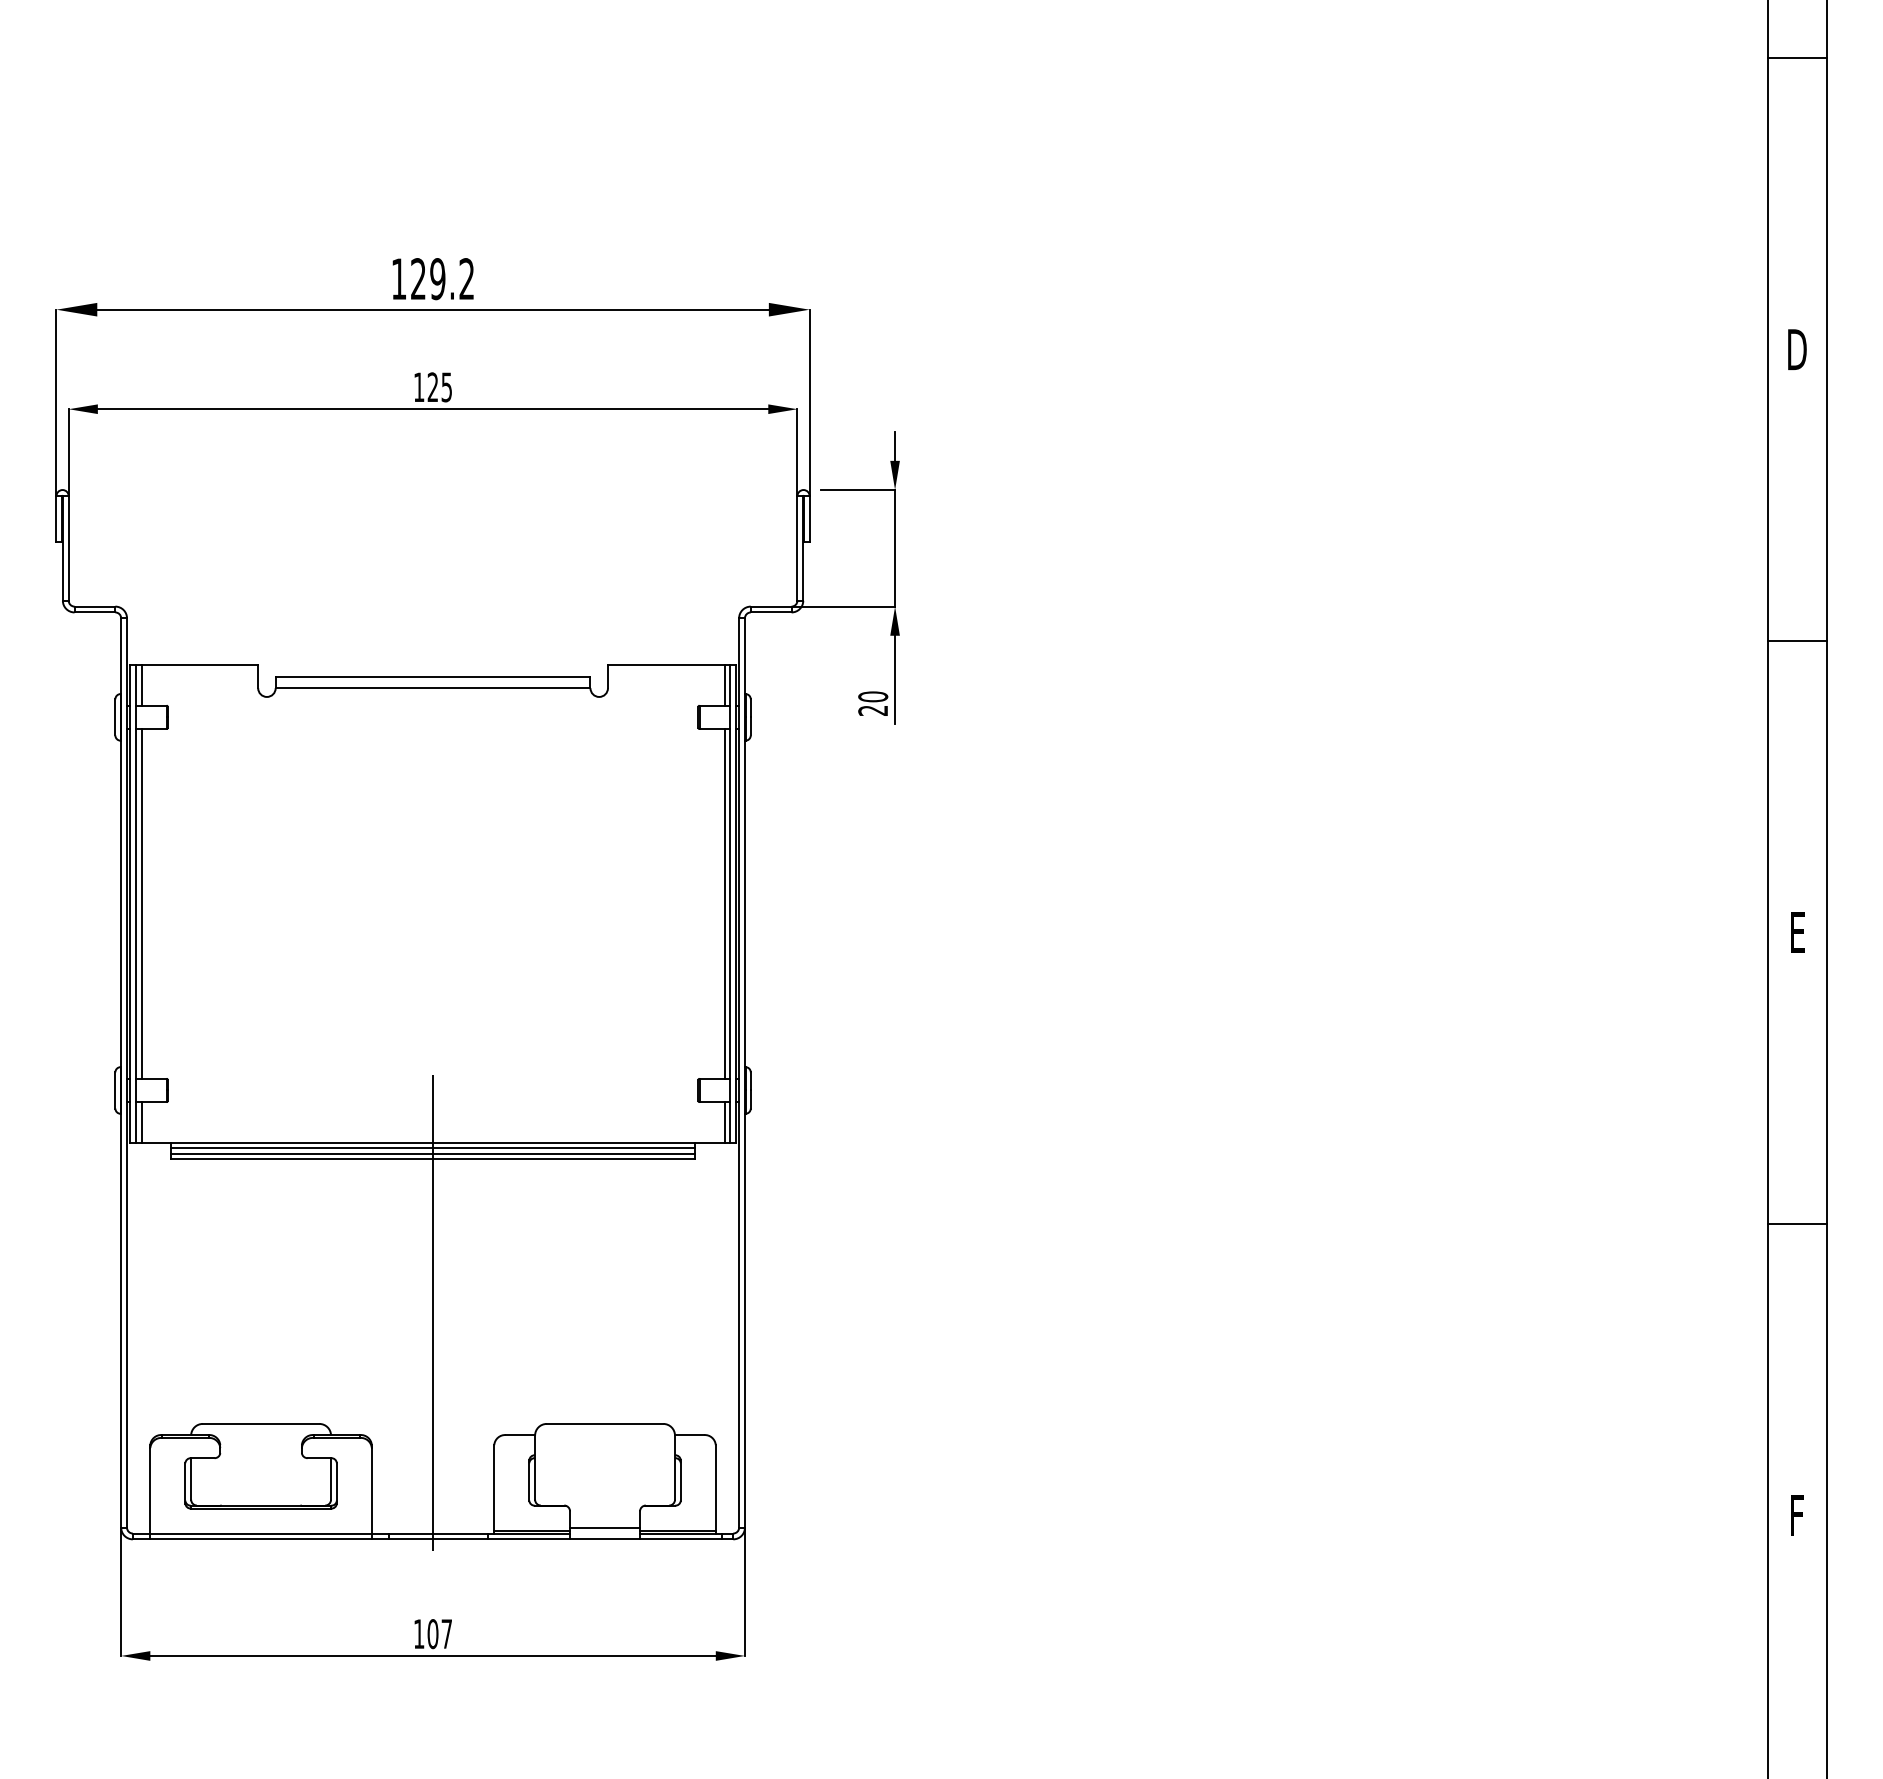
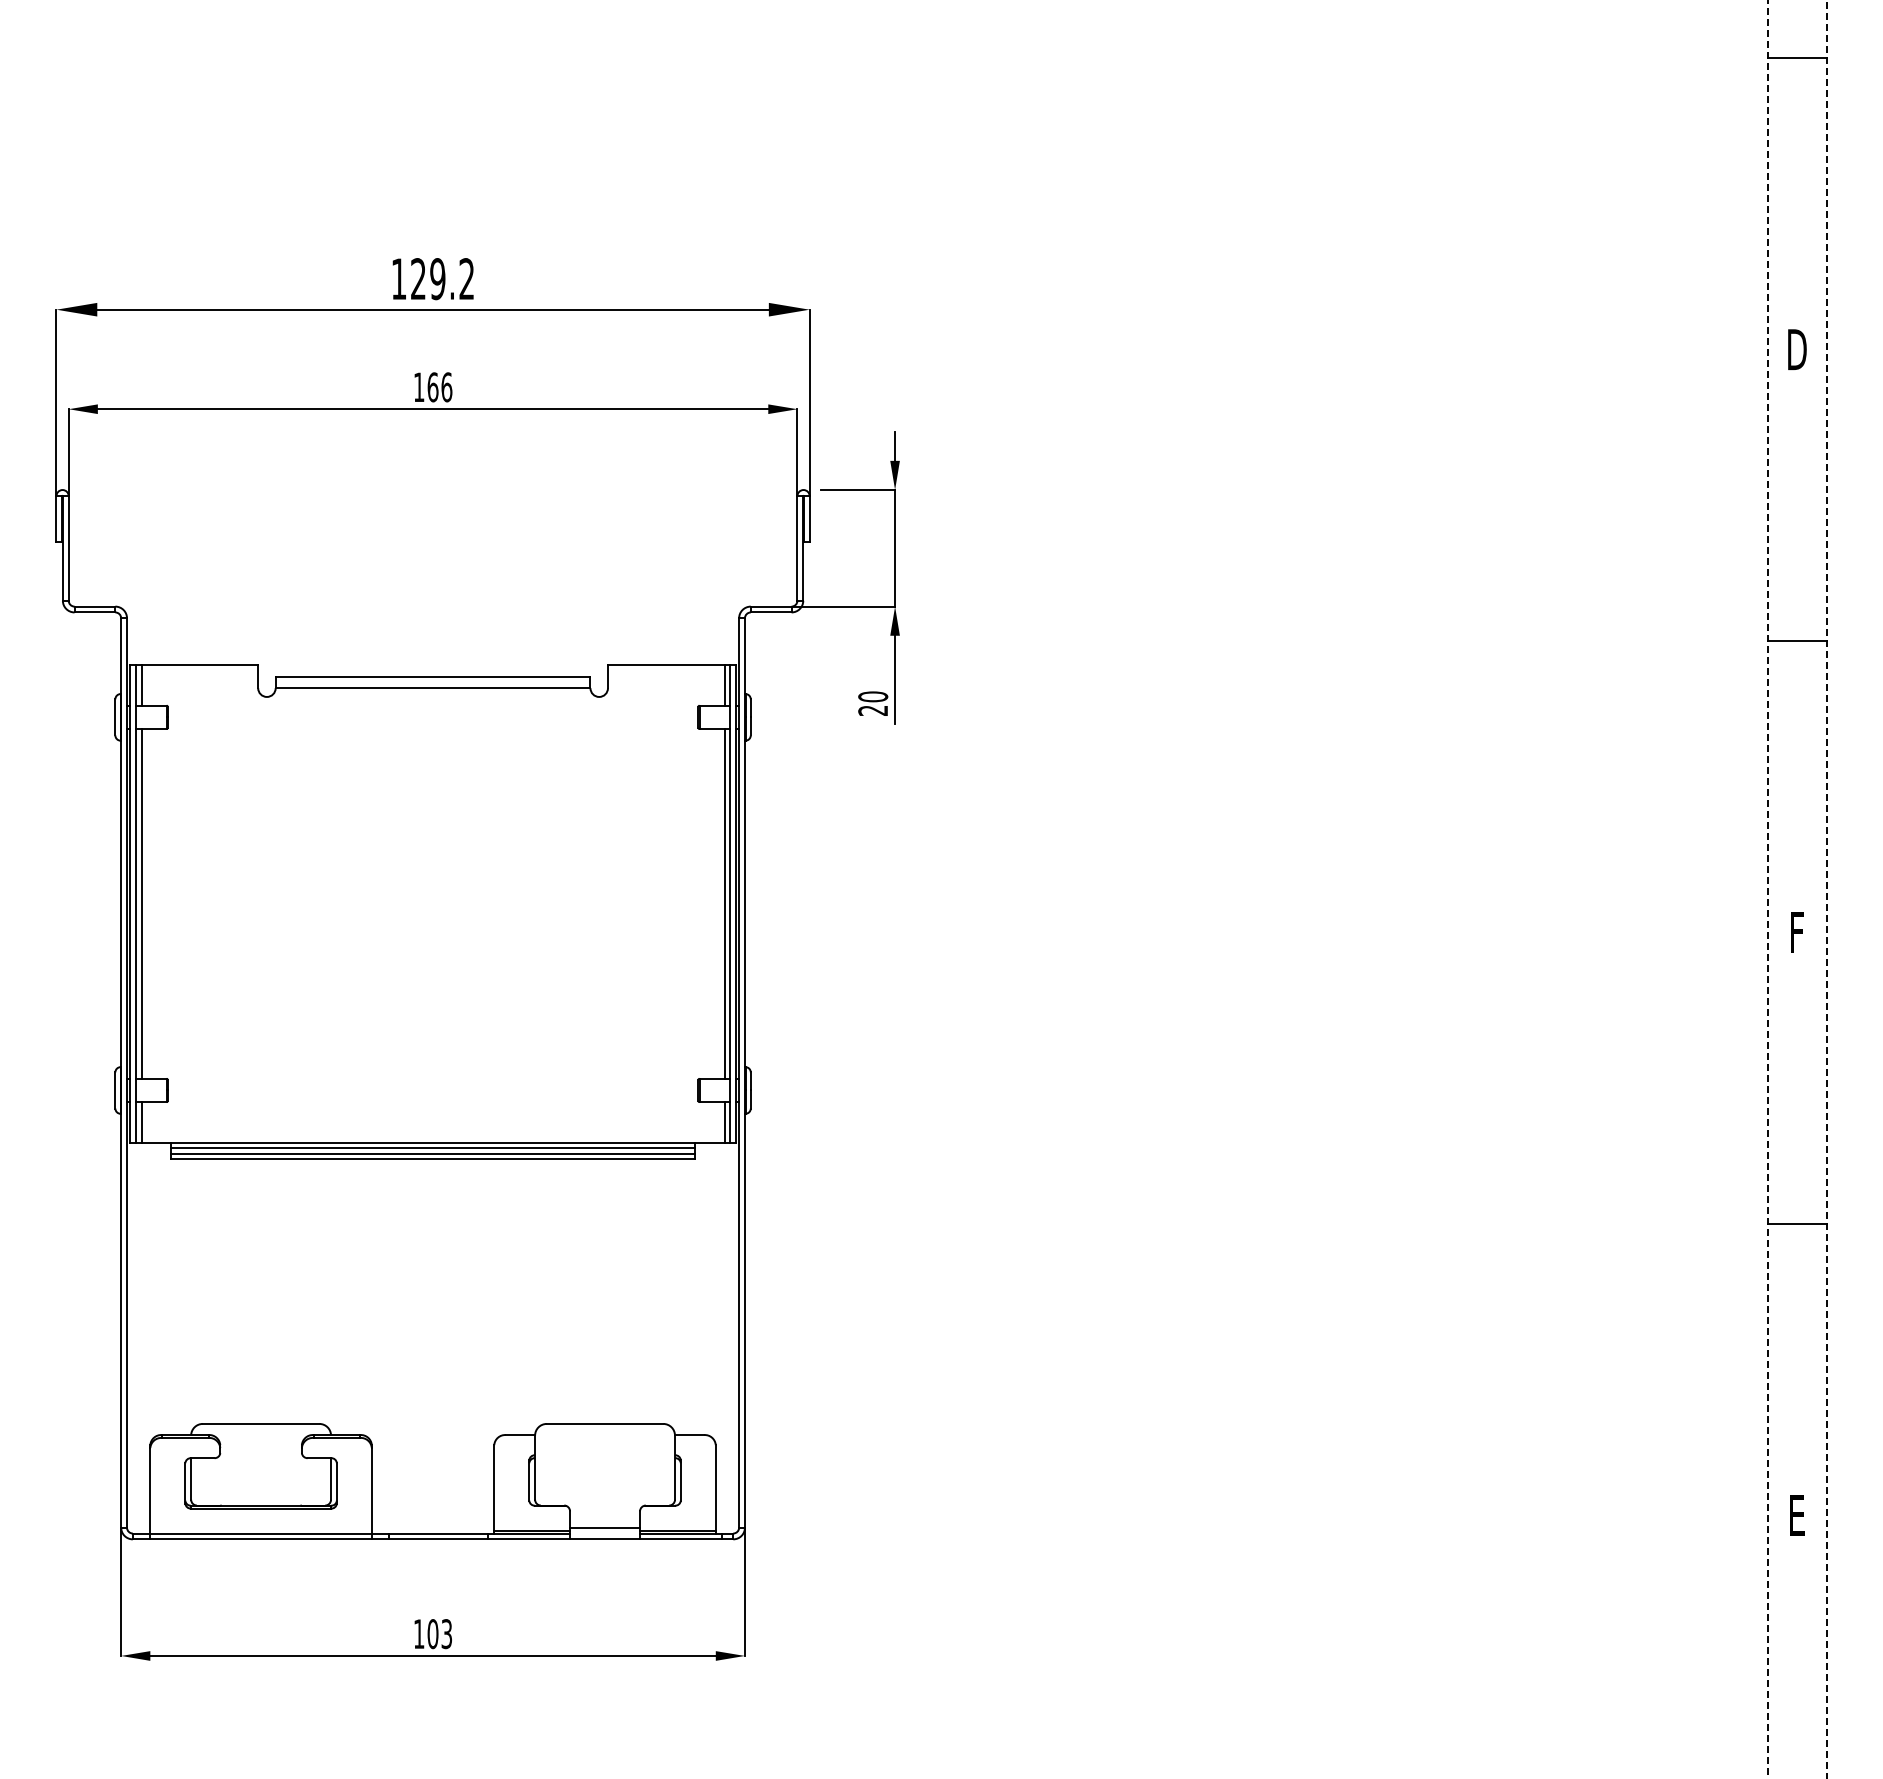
text: 125 -> 166 (439, 387)
line: solid -> dashed (1768, 889)
line: solid -> dashed (1826, 889)
text: E -> F (1799, 932)
line: present -> none (433, 1313)
text: F -> E (1797, 1515)
text: 107 -> 103 (446, 1634)
